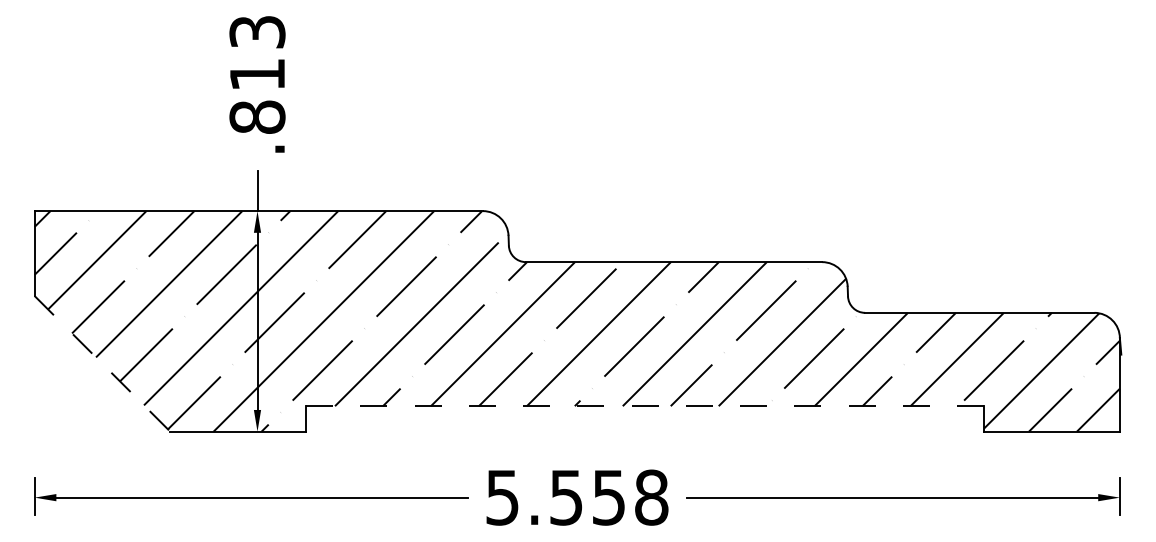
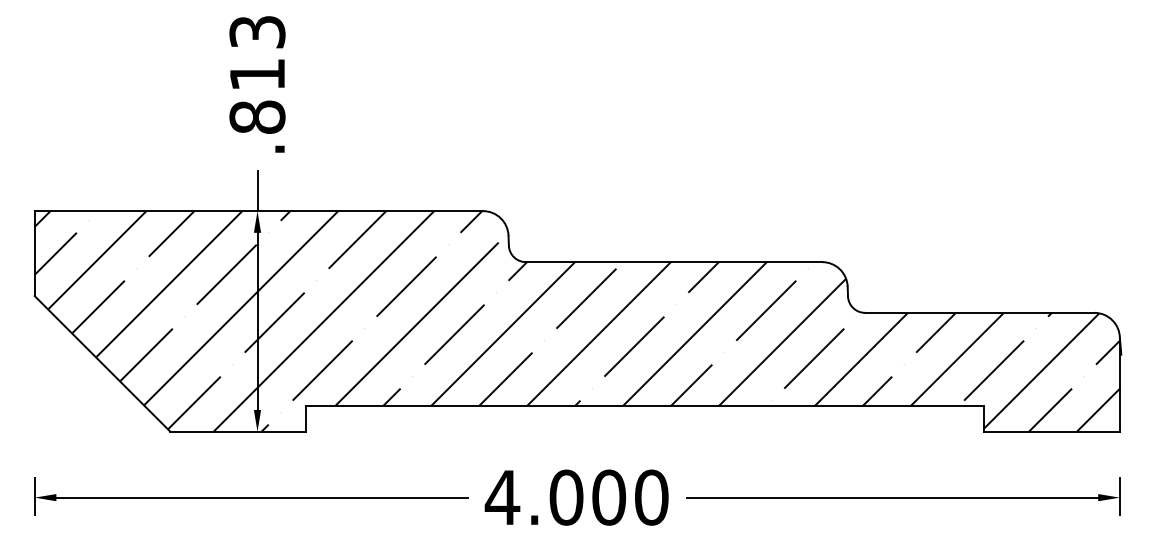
line: dashed -> solid (102, 363)
line: dashed -> solid (644, 406)
text: 5.558 -> 4.000 (576, 497)
